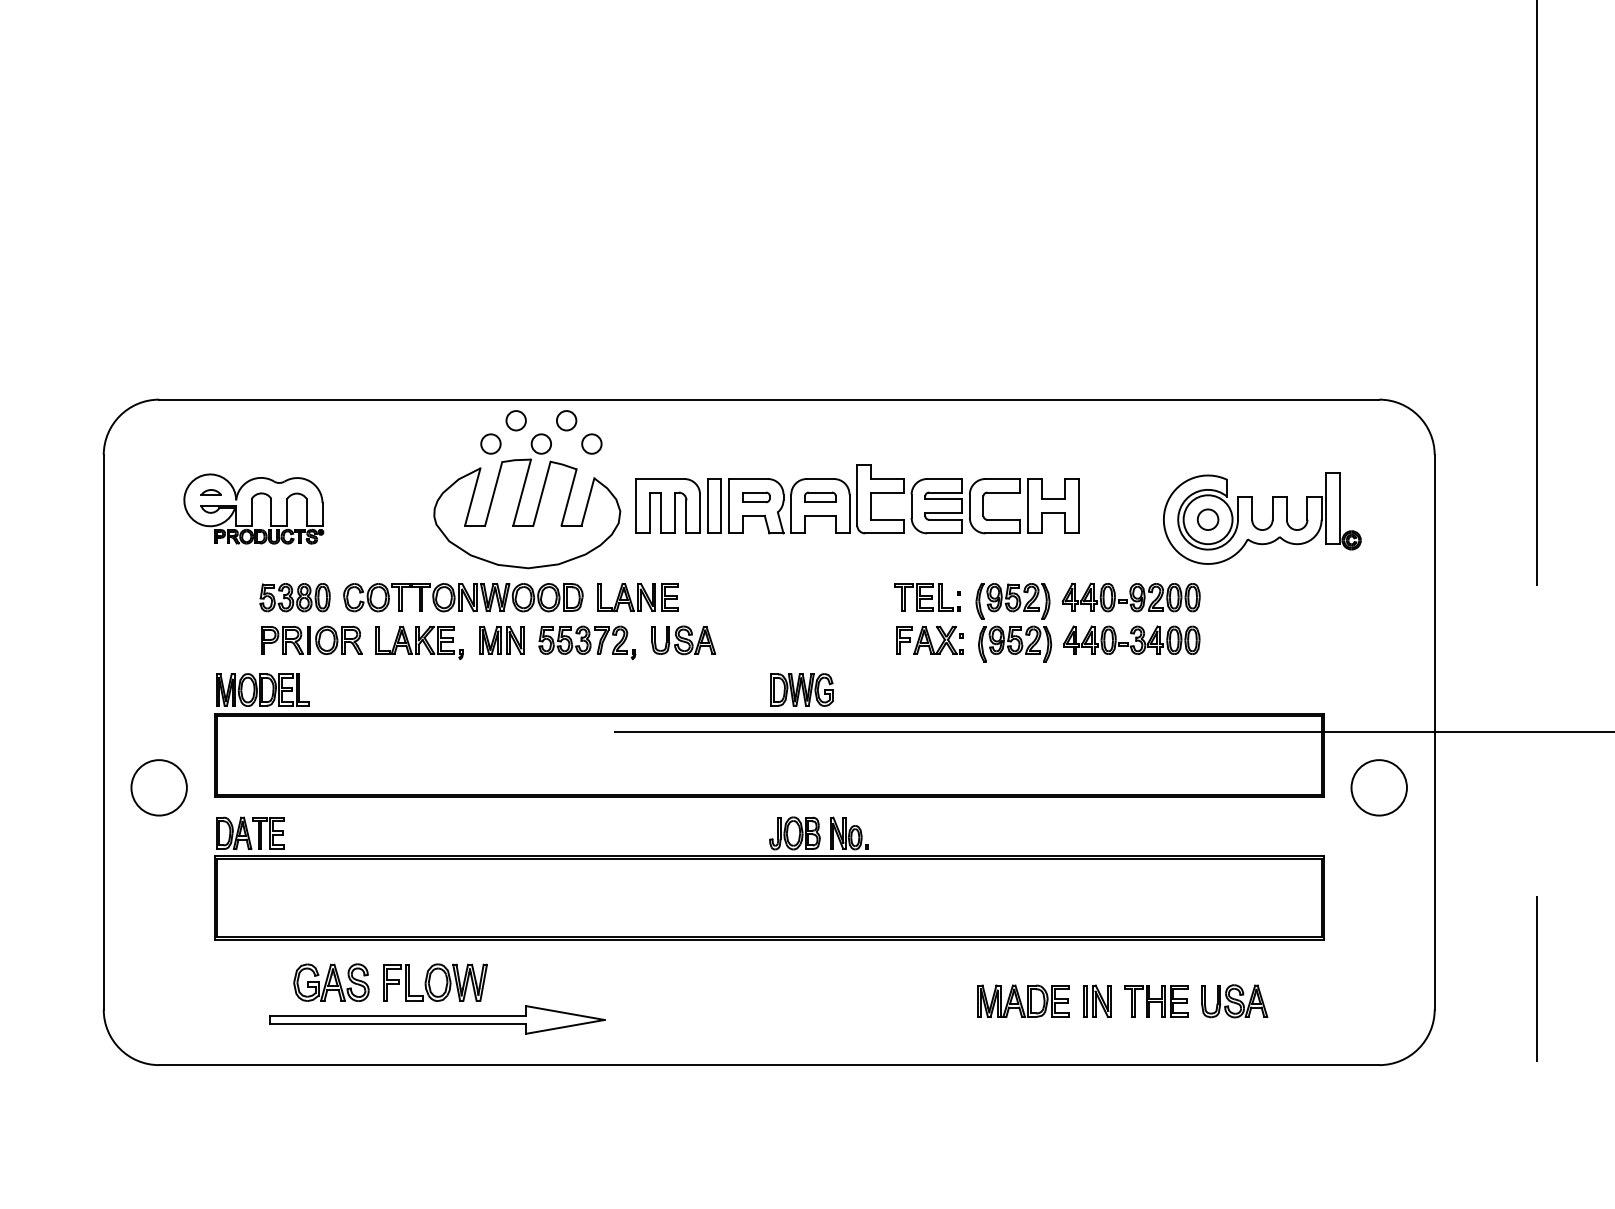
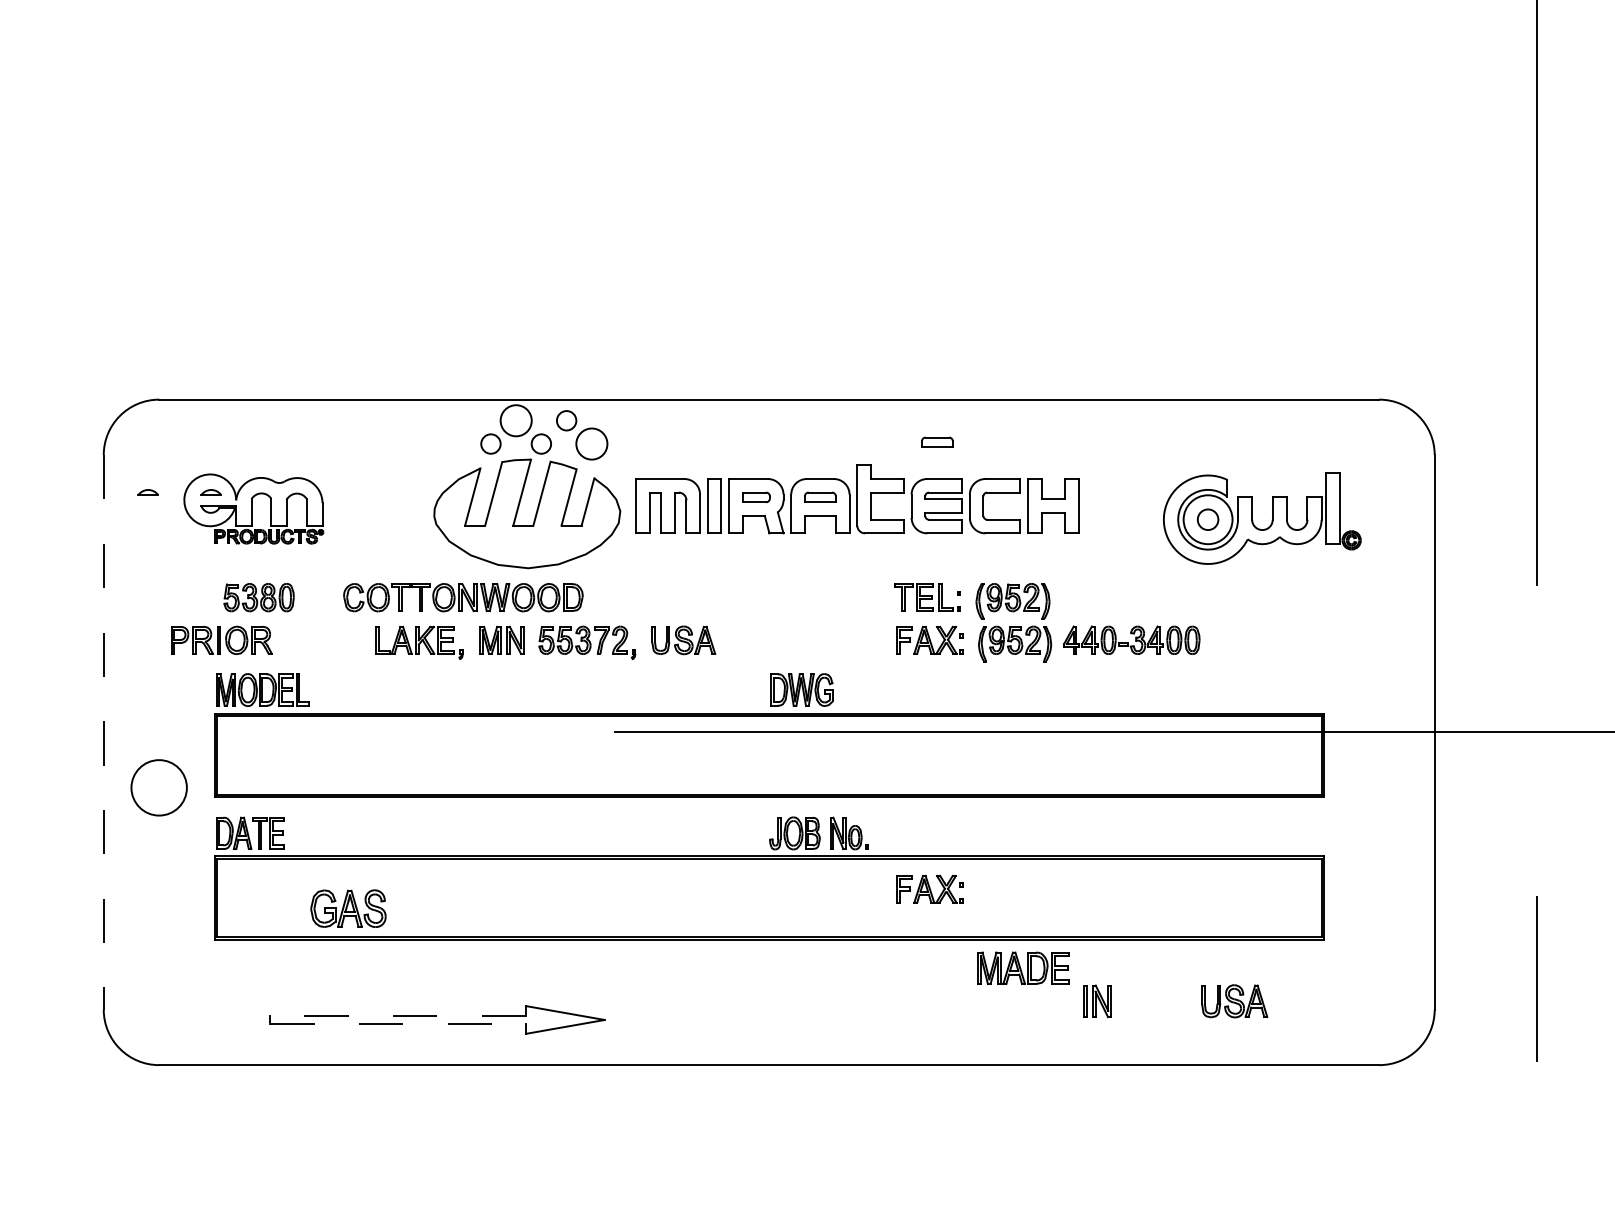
circle diameter: 19 px -> 31 px (515, 420)
part: none -> present (937, 441)
circle diameter: 19 px -> 31 px (591, 443)
part: none -> present (147, 492)
part position: (294, 597) -> (258, 597) (258, 597)
part: present -> none (637, 597)
part: present -> none (1130, 597)
part position: (311, 639) -> (221, 639) (221, 639)
line: solid -> dashed (103, 732)
circle: present -> none (1378, 787)
part: none -> present (929, 888)
part position: (331, 982) -> (348, 908) (348, 908)
part: present -> none (435, 982)
part position: (1023, 1000) -> (1023, 967) (1023, 967)
part: present -> none (1156, 1001)
line: solid -> dashed (398, 1015)
line: solid -> dashed (398, 1024)
